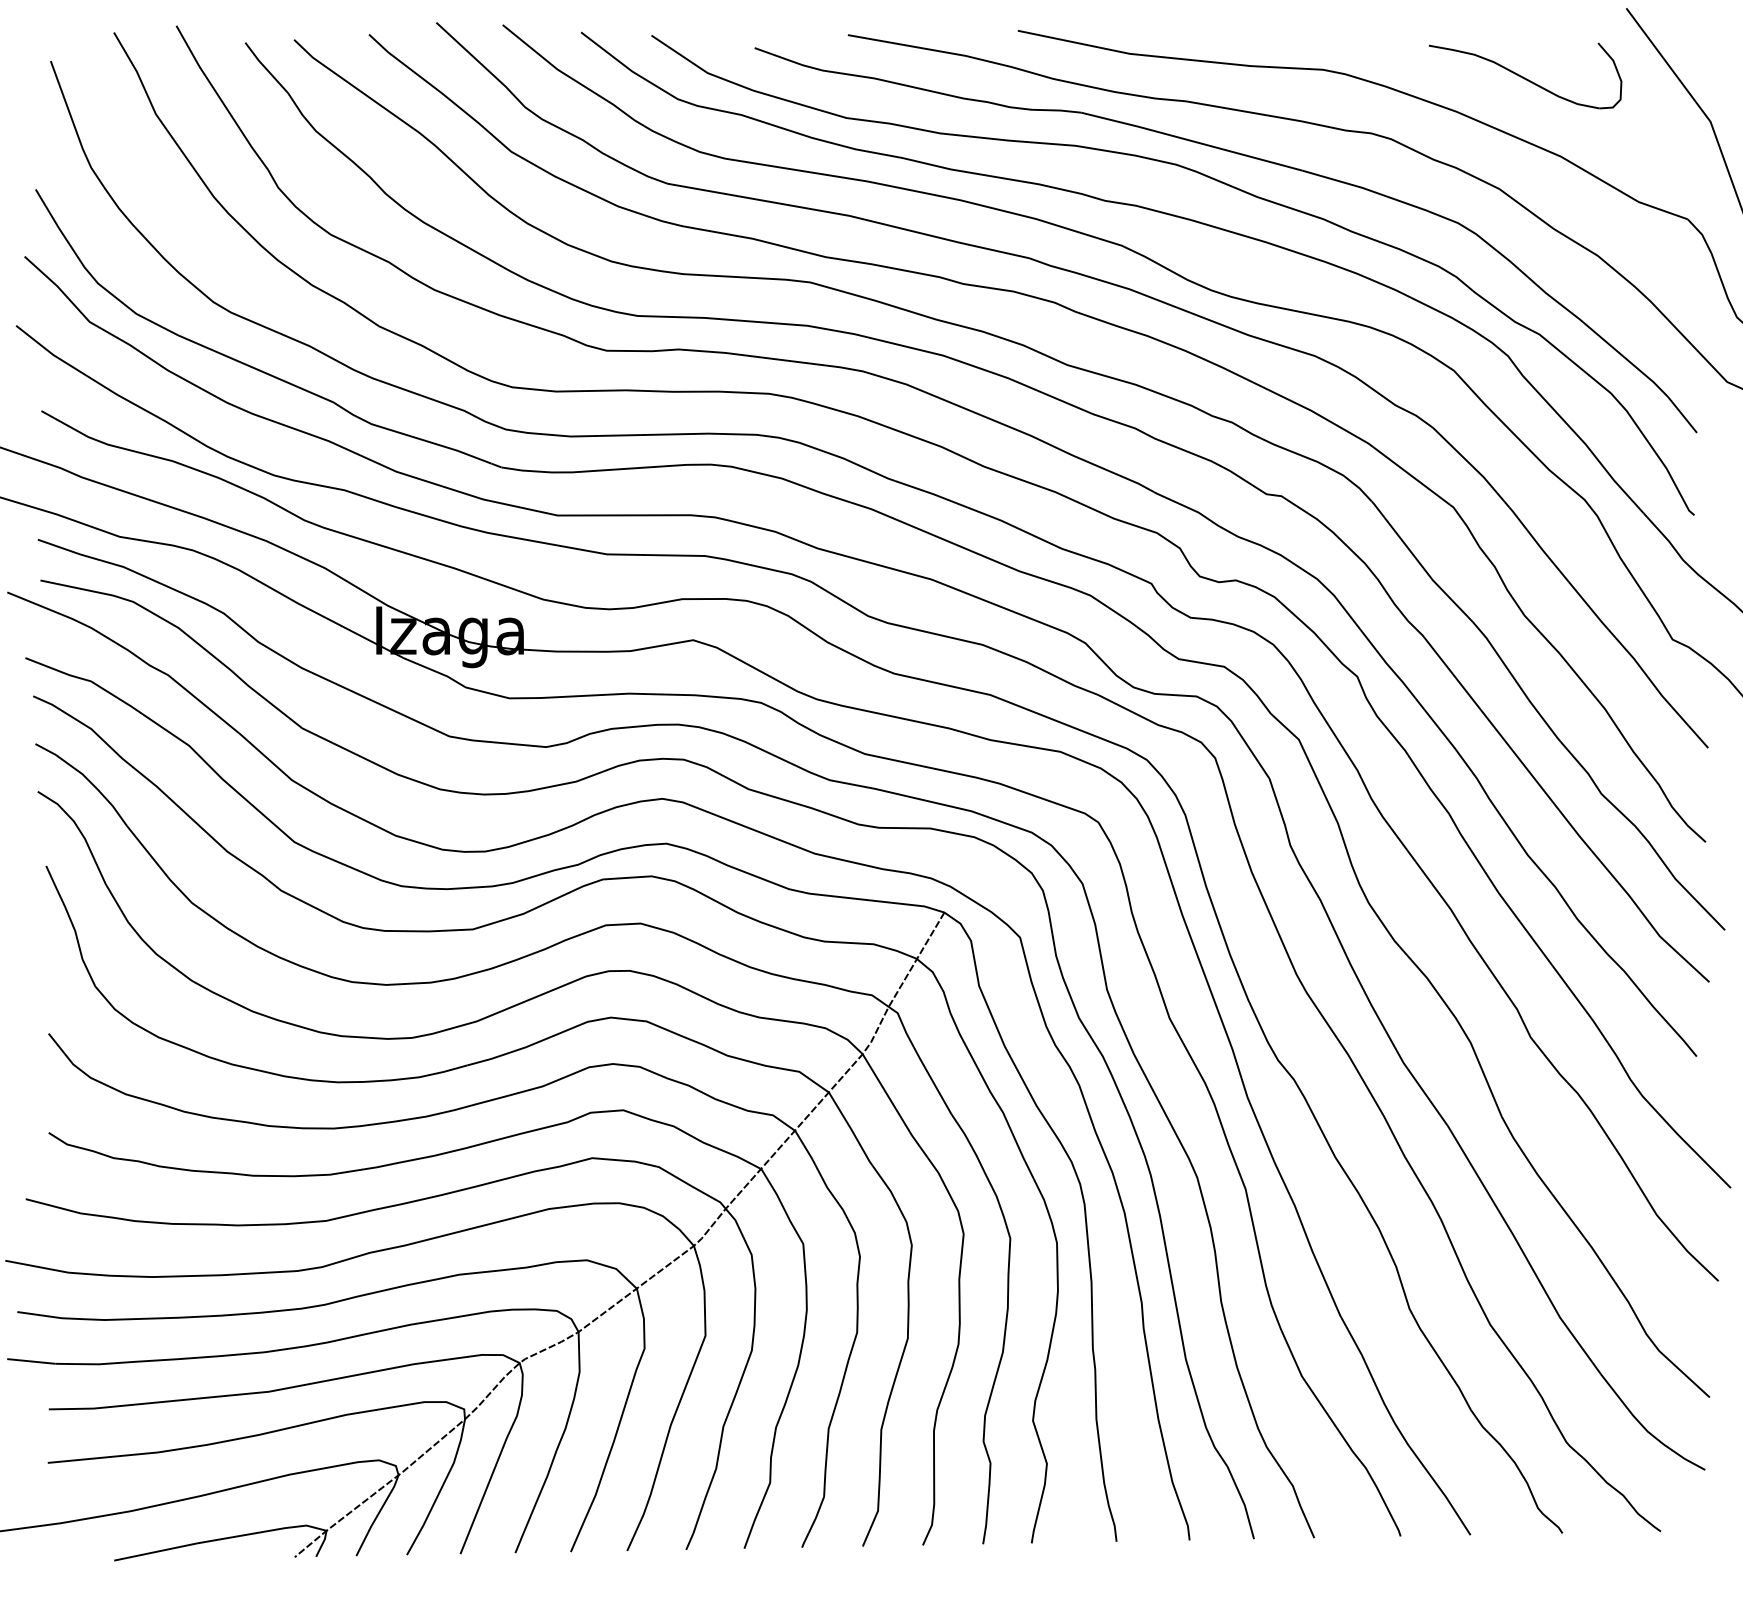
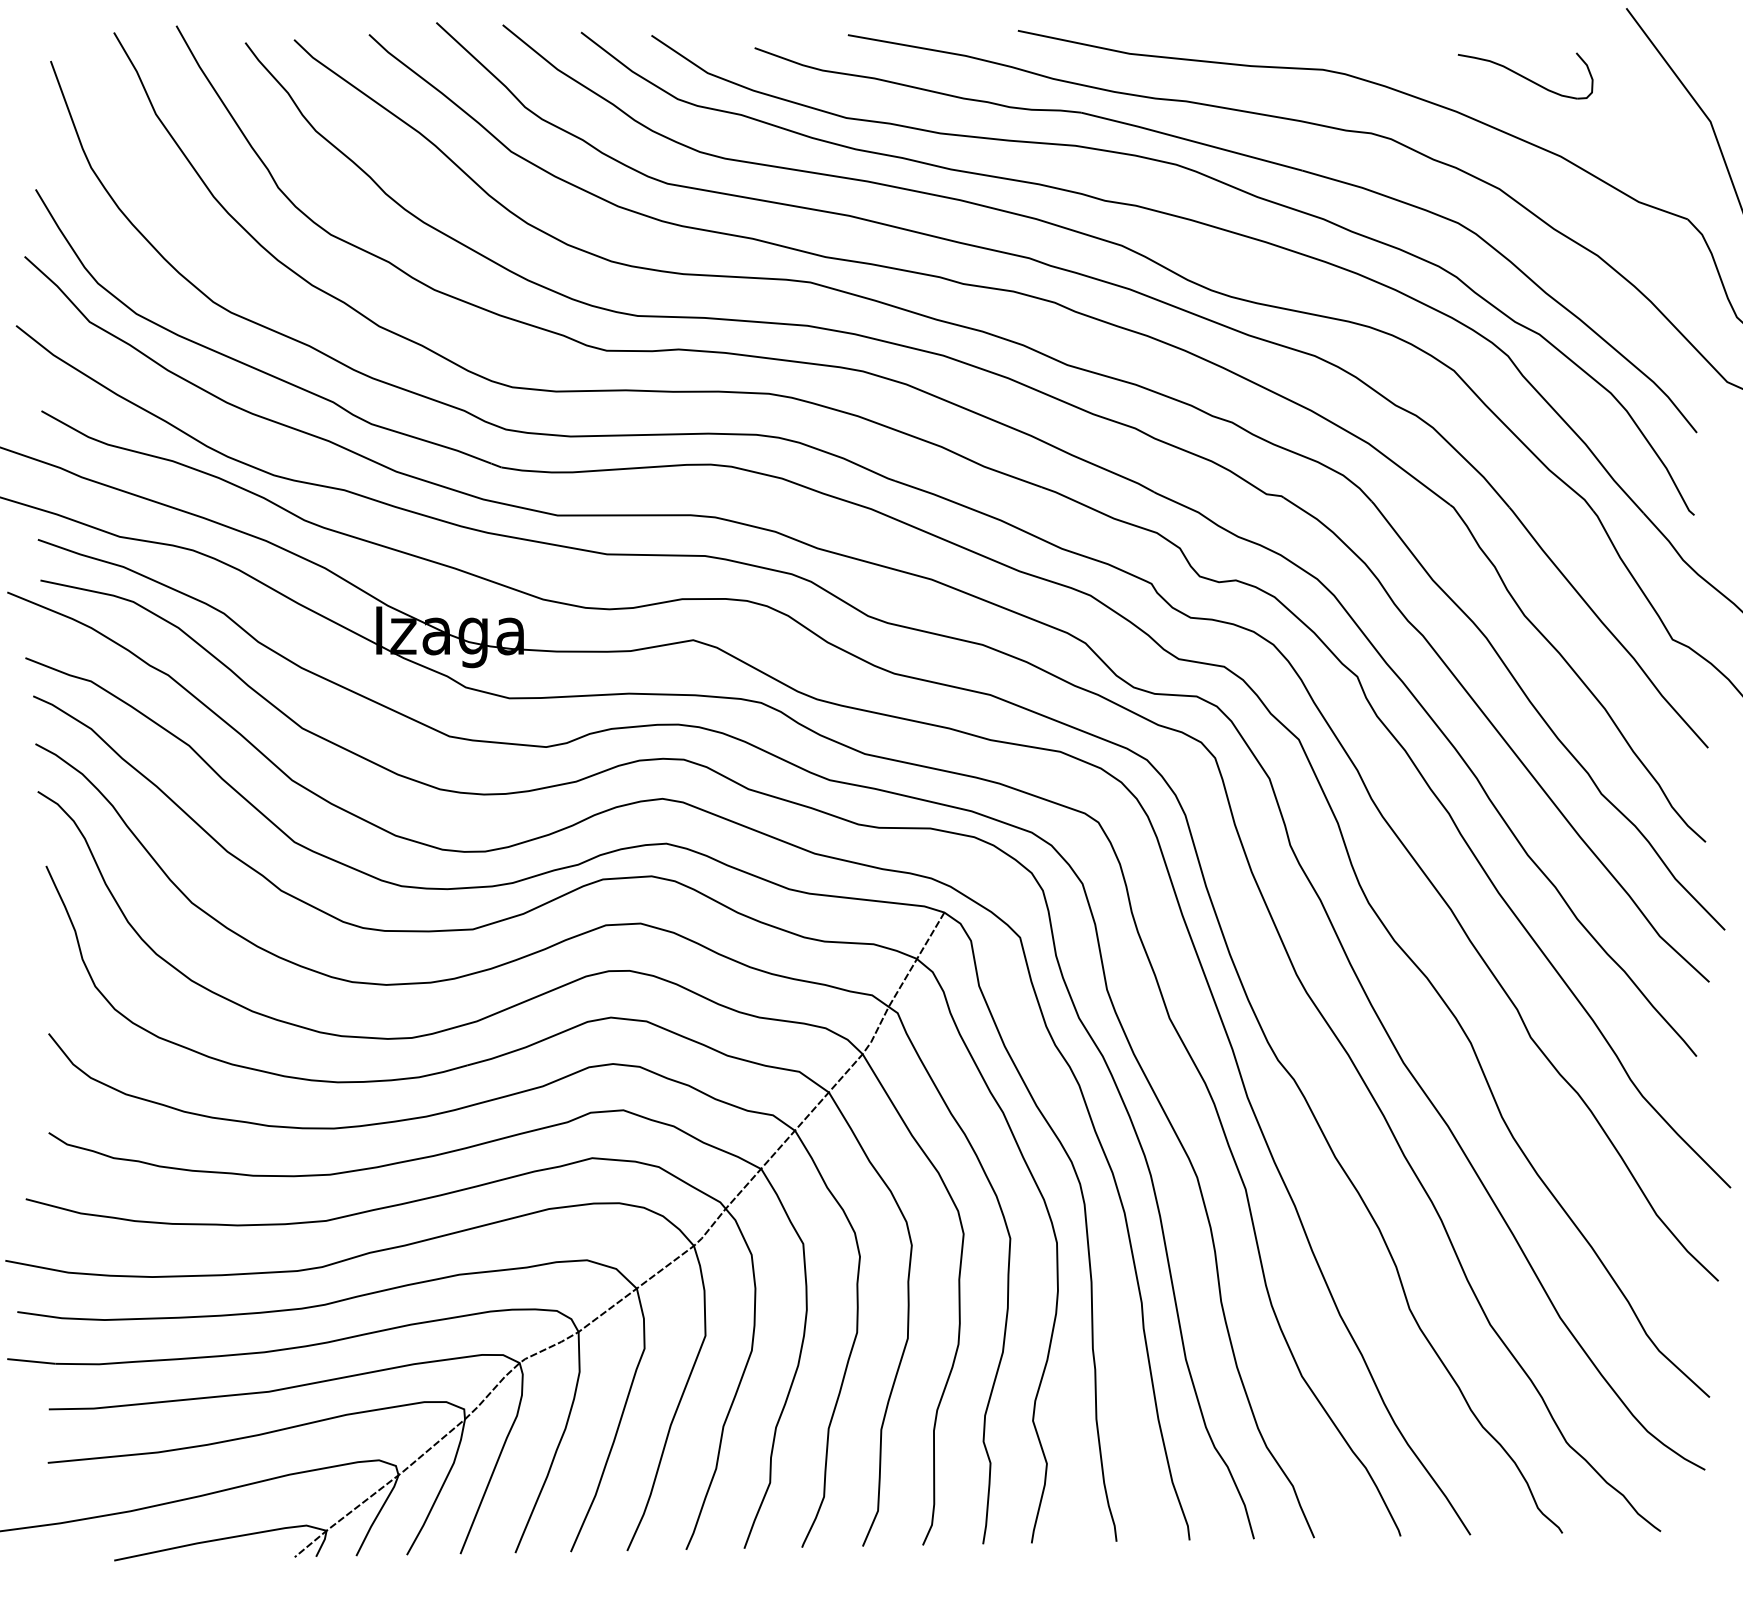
part size: 195x68 px -> 137x48 px (1525, 75)
